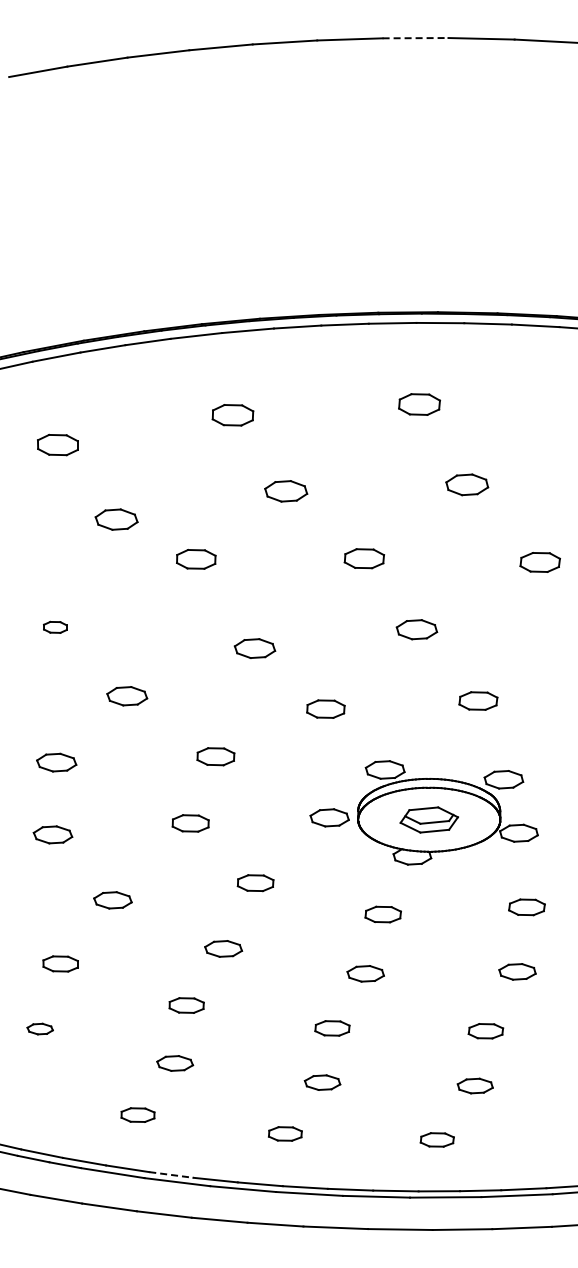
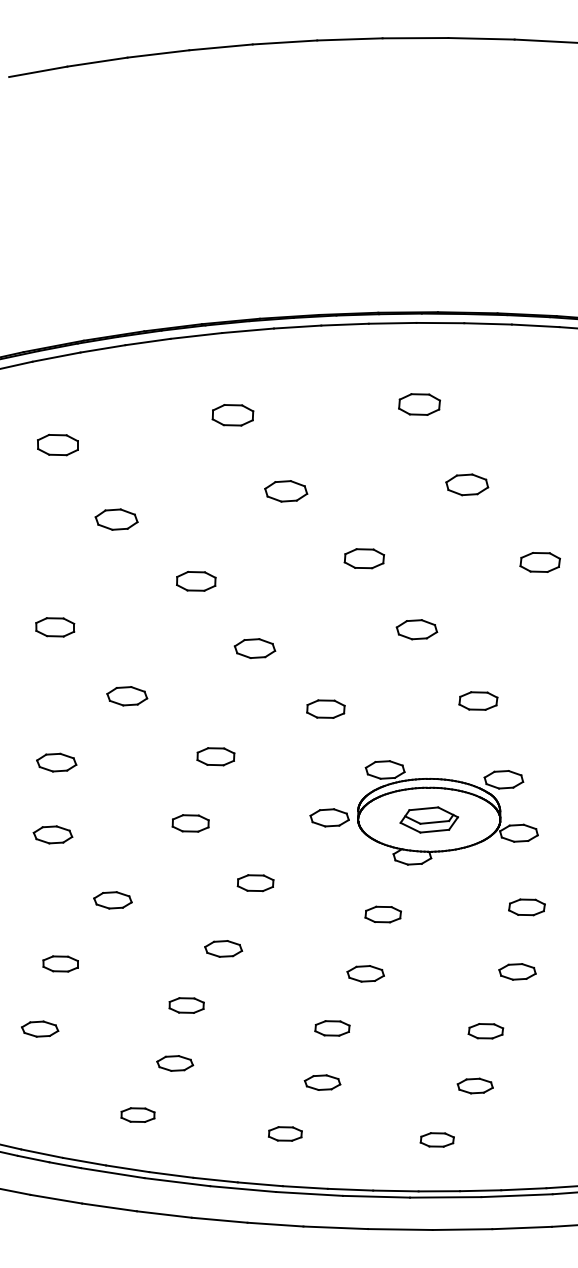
line: dashed -> solid (415, 38)
part position: (196, 559) -> (196, 581) (196, 581)
part size: 25x14 px -> 41x21 px (55, 627)
part size: 28x14 px -> 39x18 px (40, 1028)
line: dashed -> solid (171, 1175)
